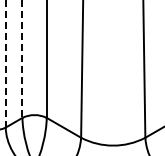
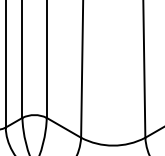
line: dashed -> solid (22, 59)
line: dashed -> solid (5, 63)
